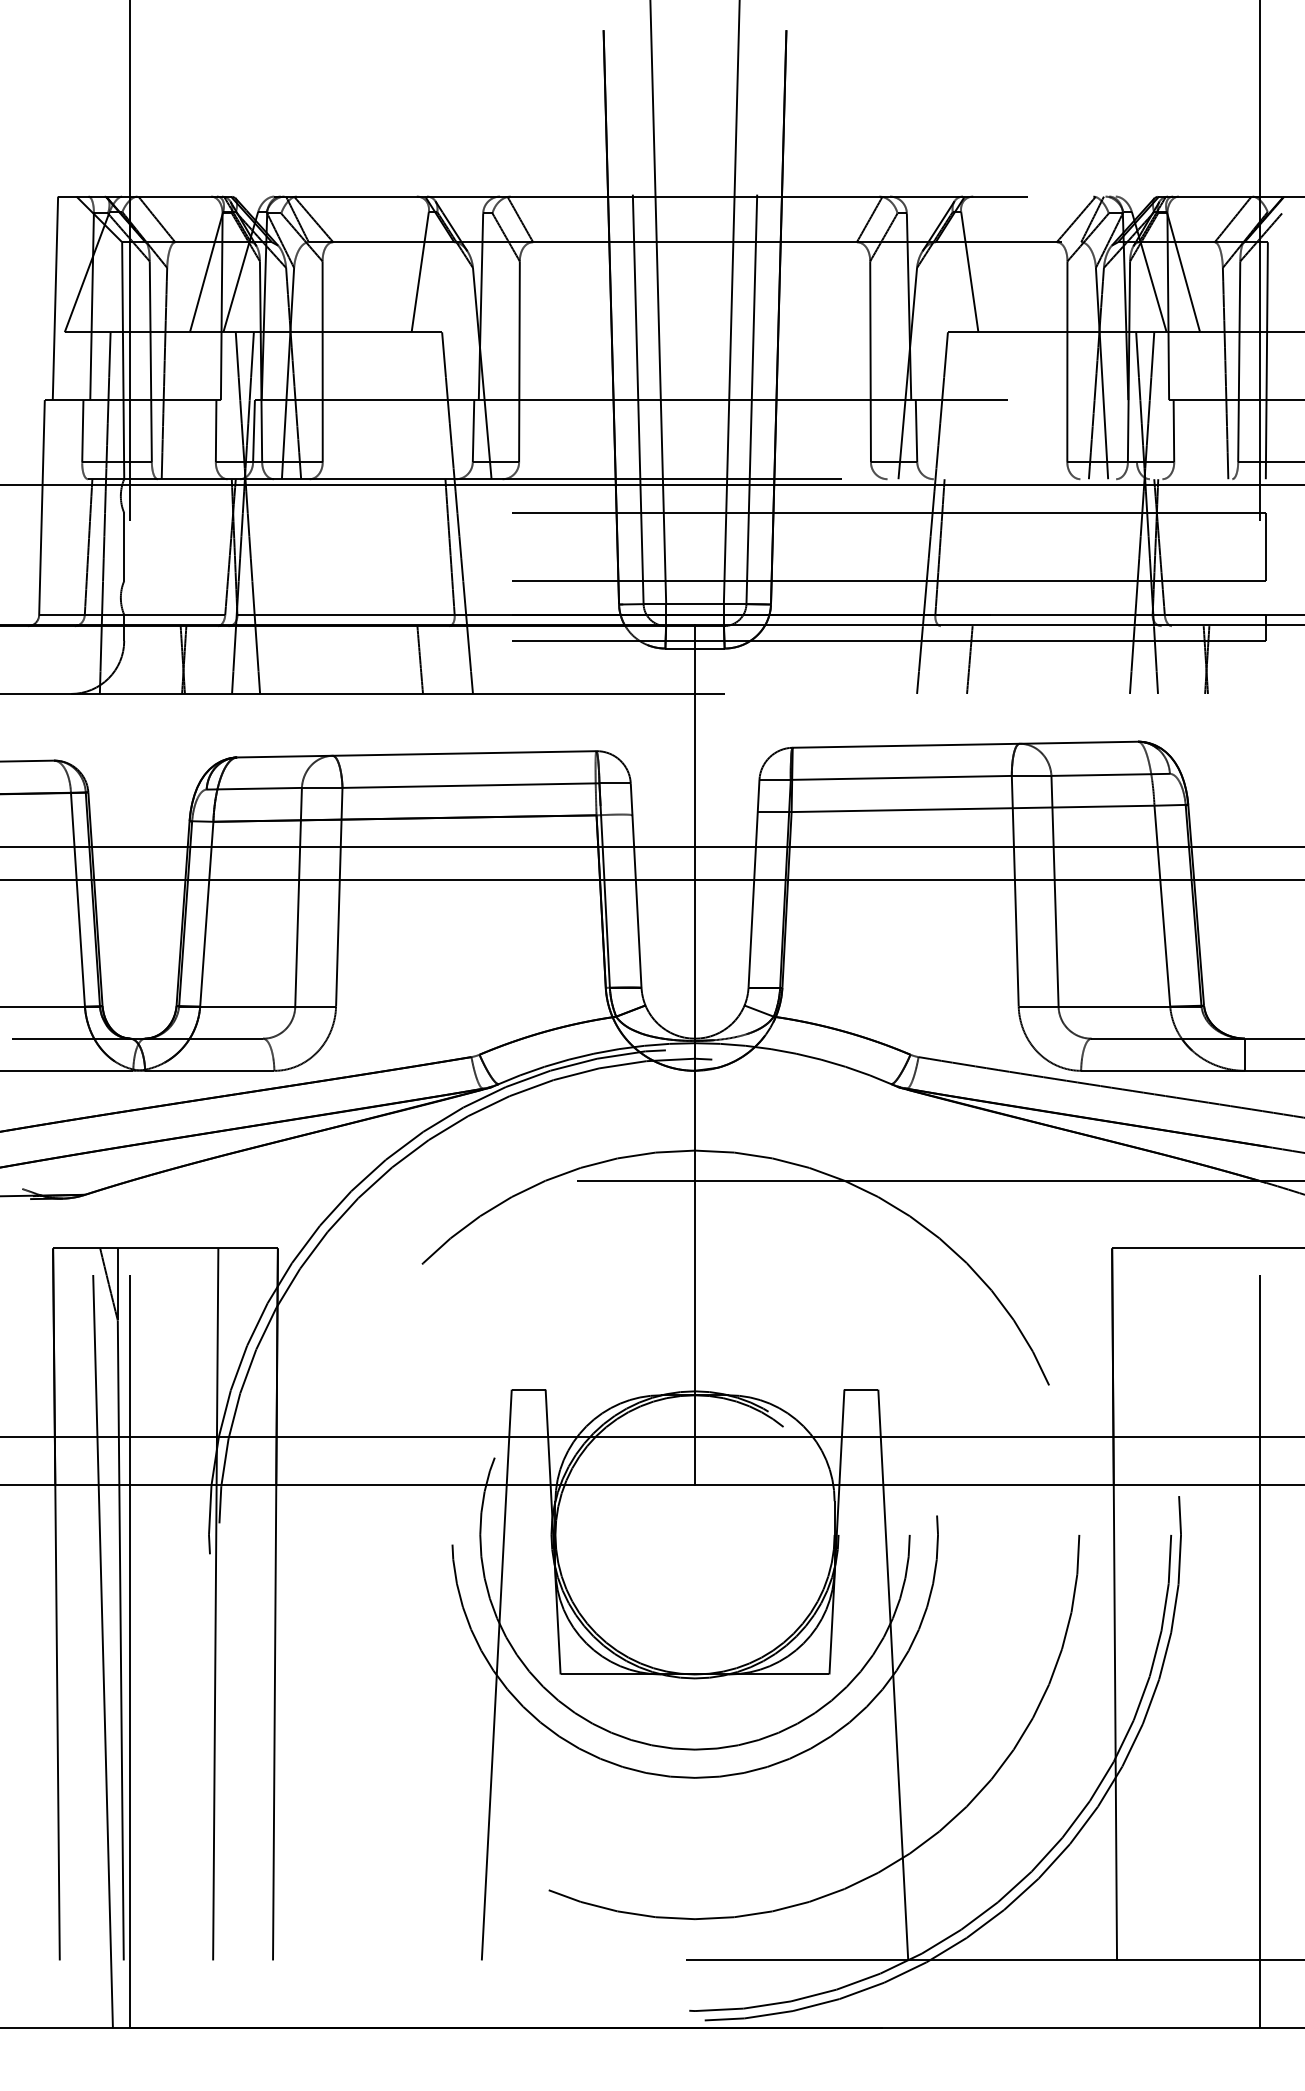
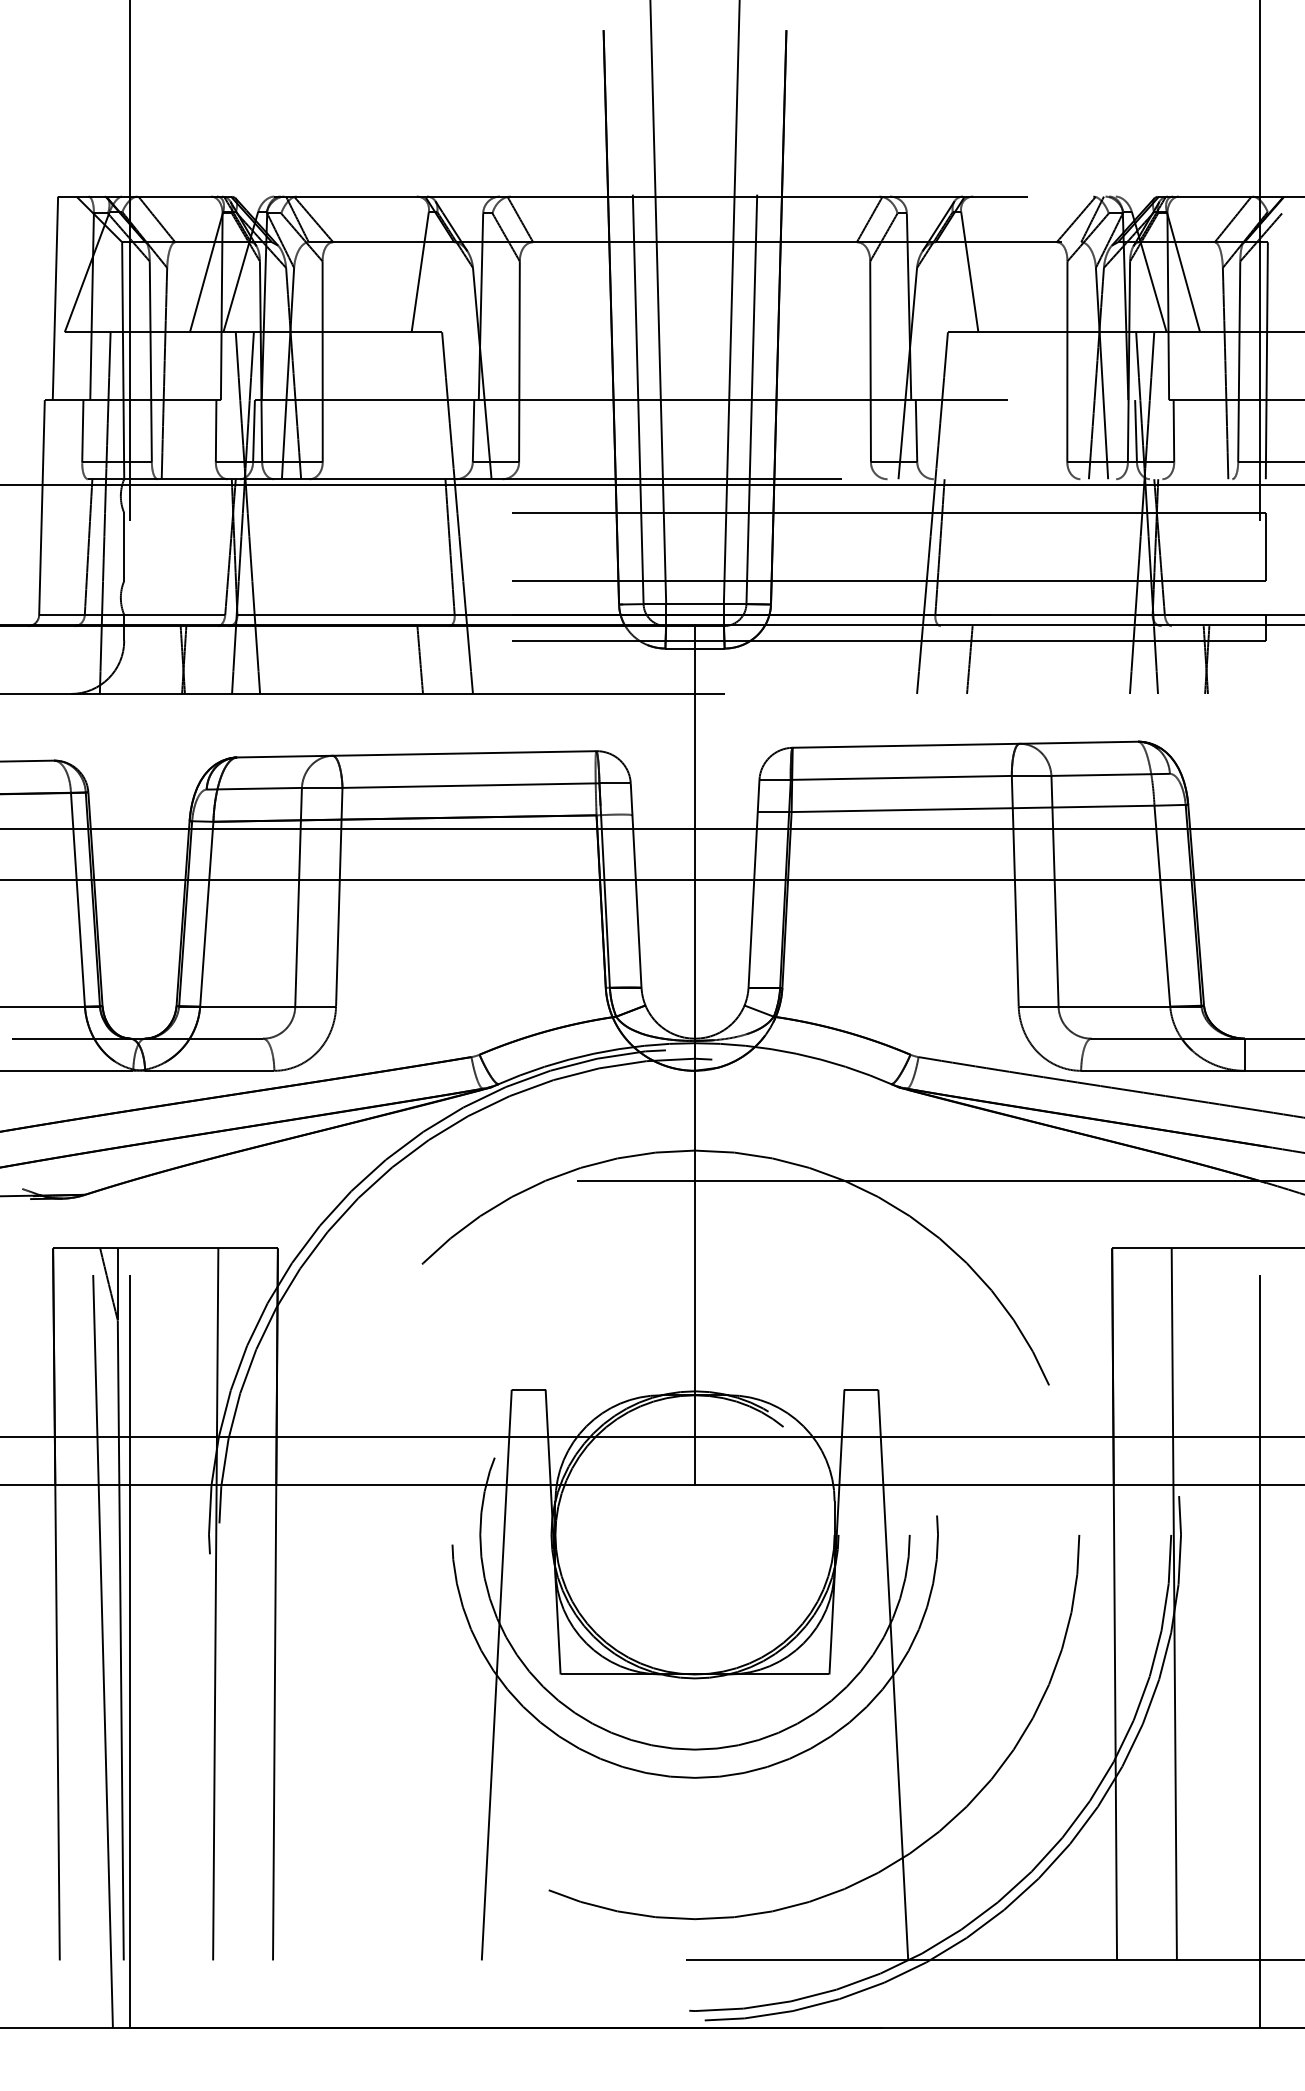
line: none -> present (1135, 431)
line position: (651, 846) -> (651, 828) (651, 828)
line: none -> present (1173, 1604)
